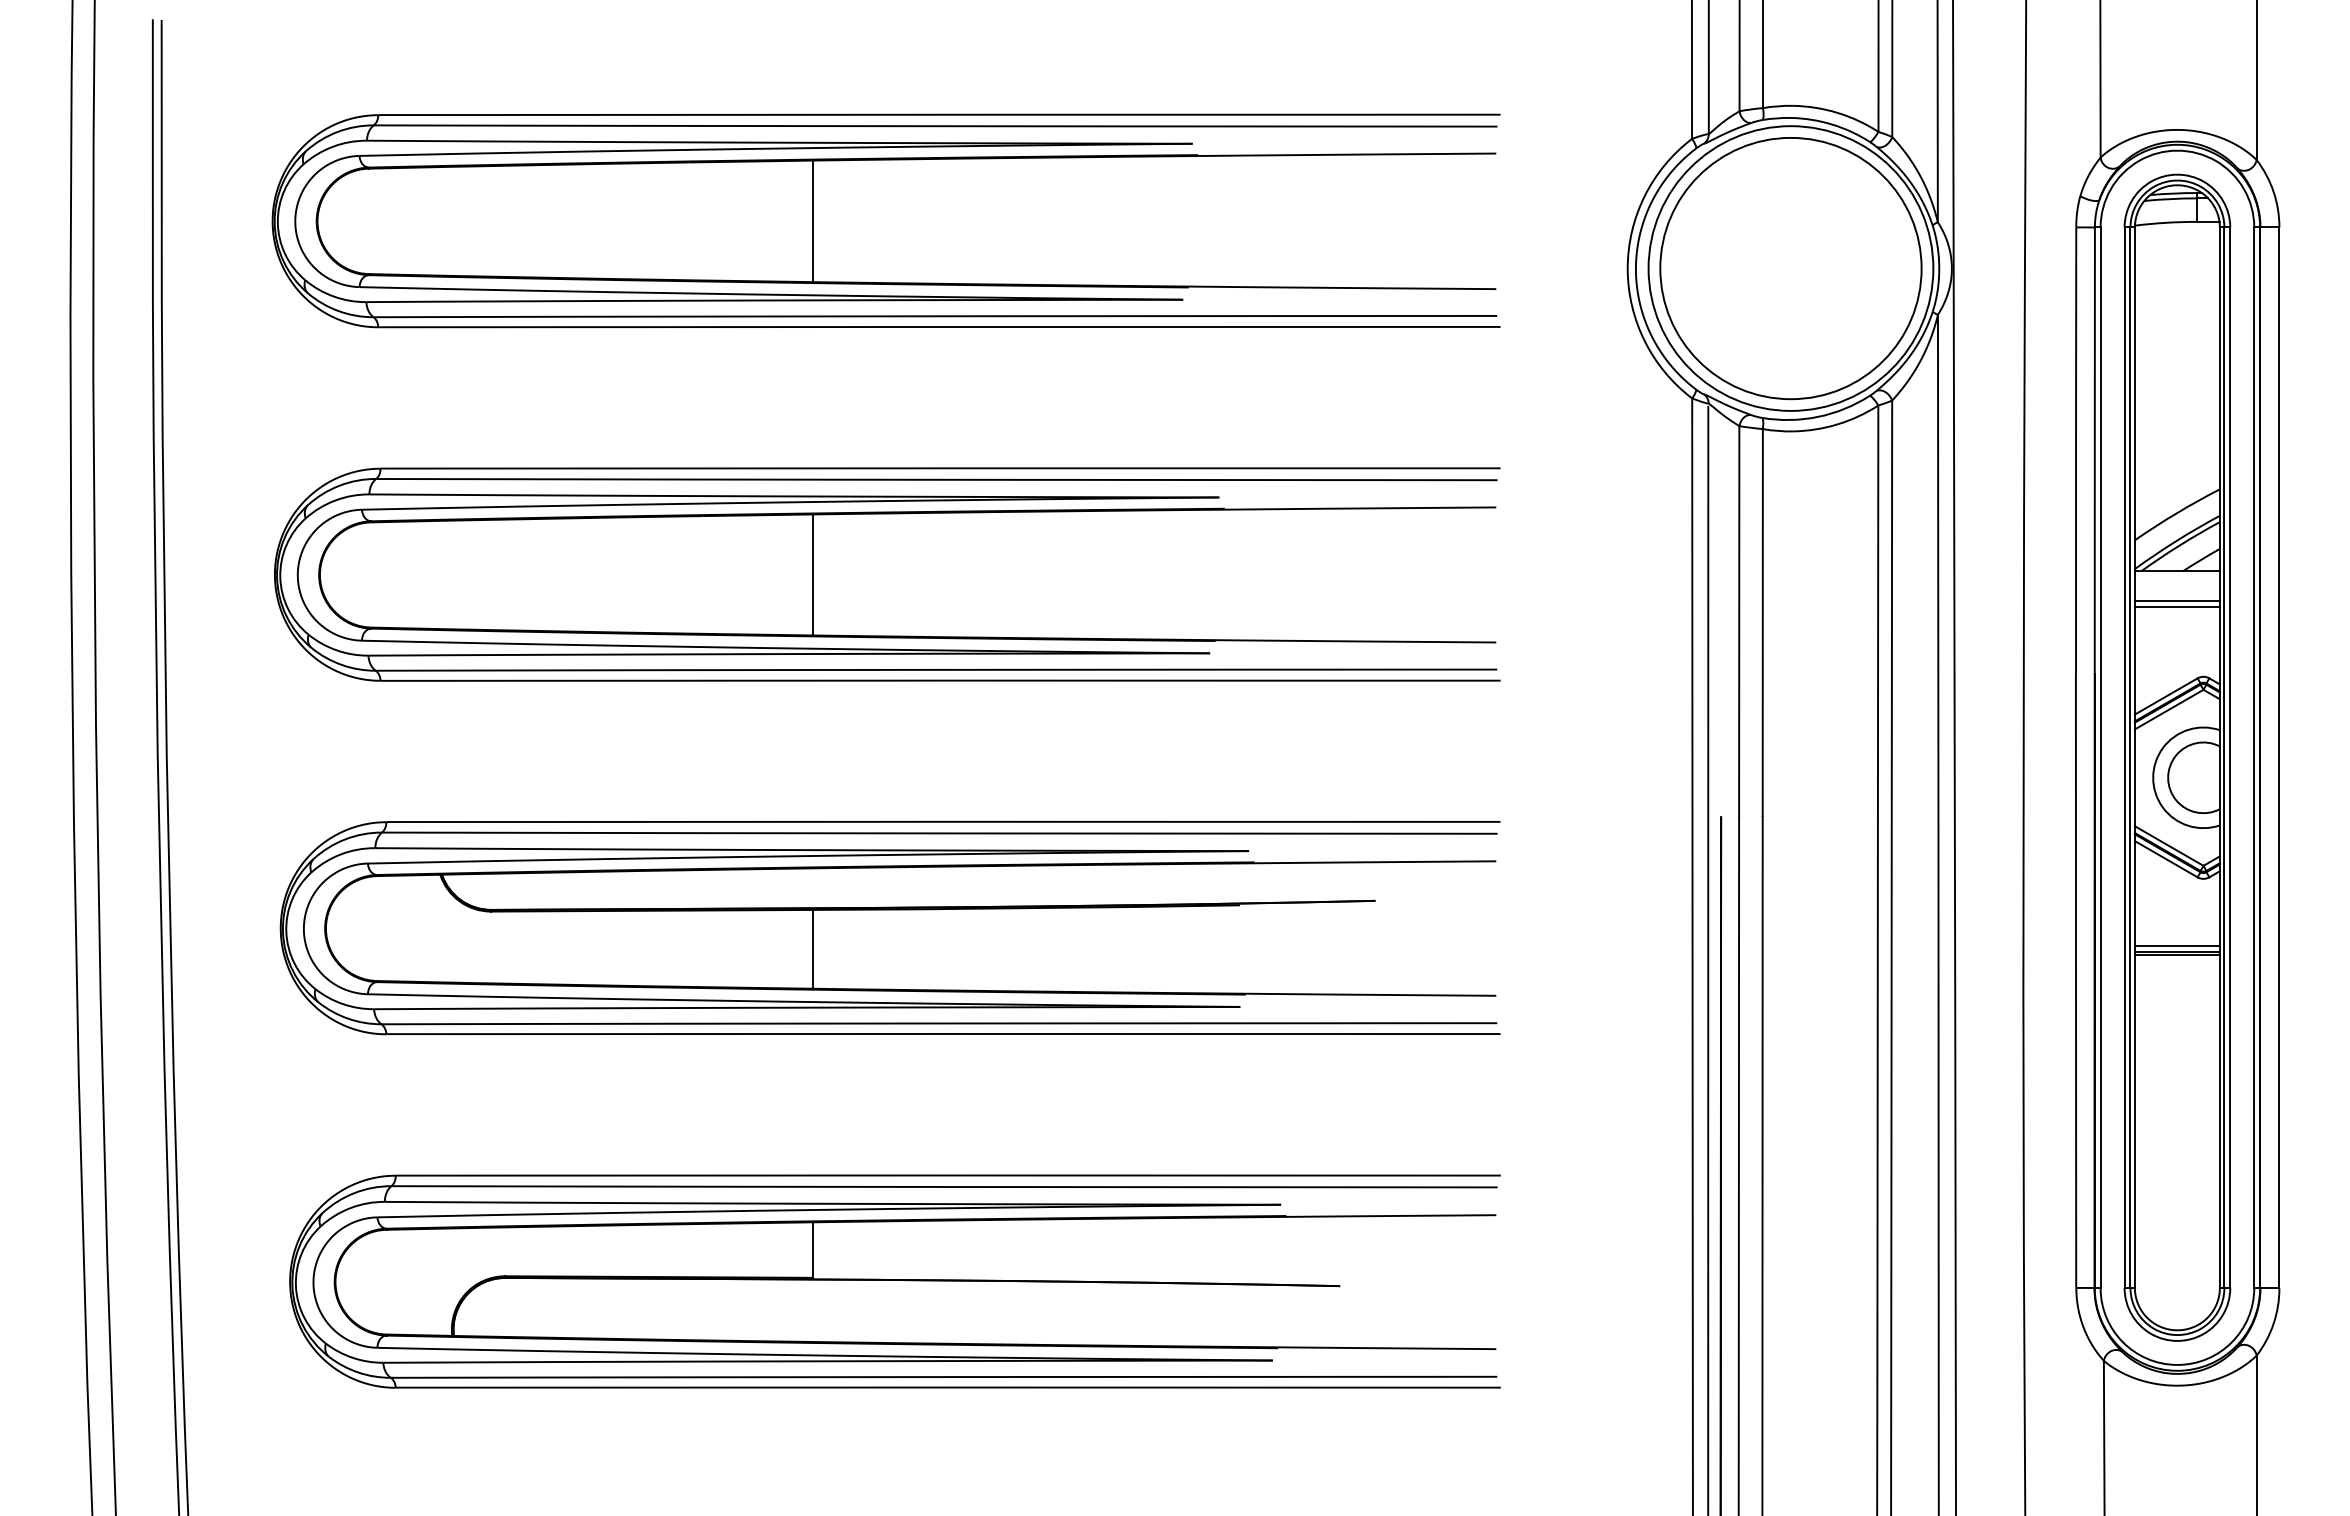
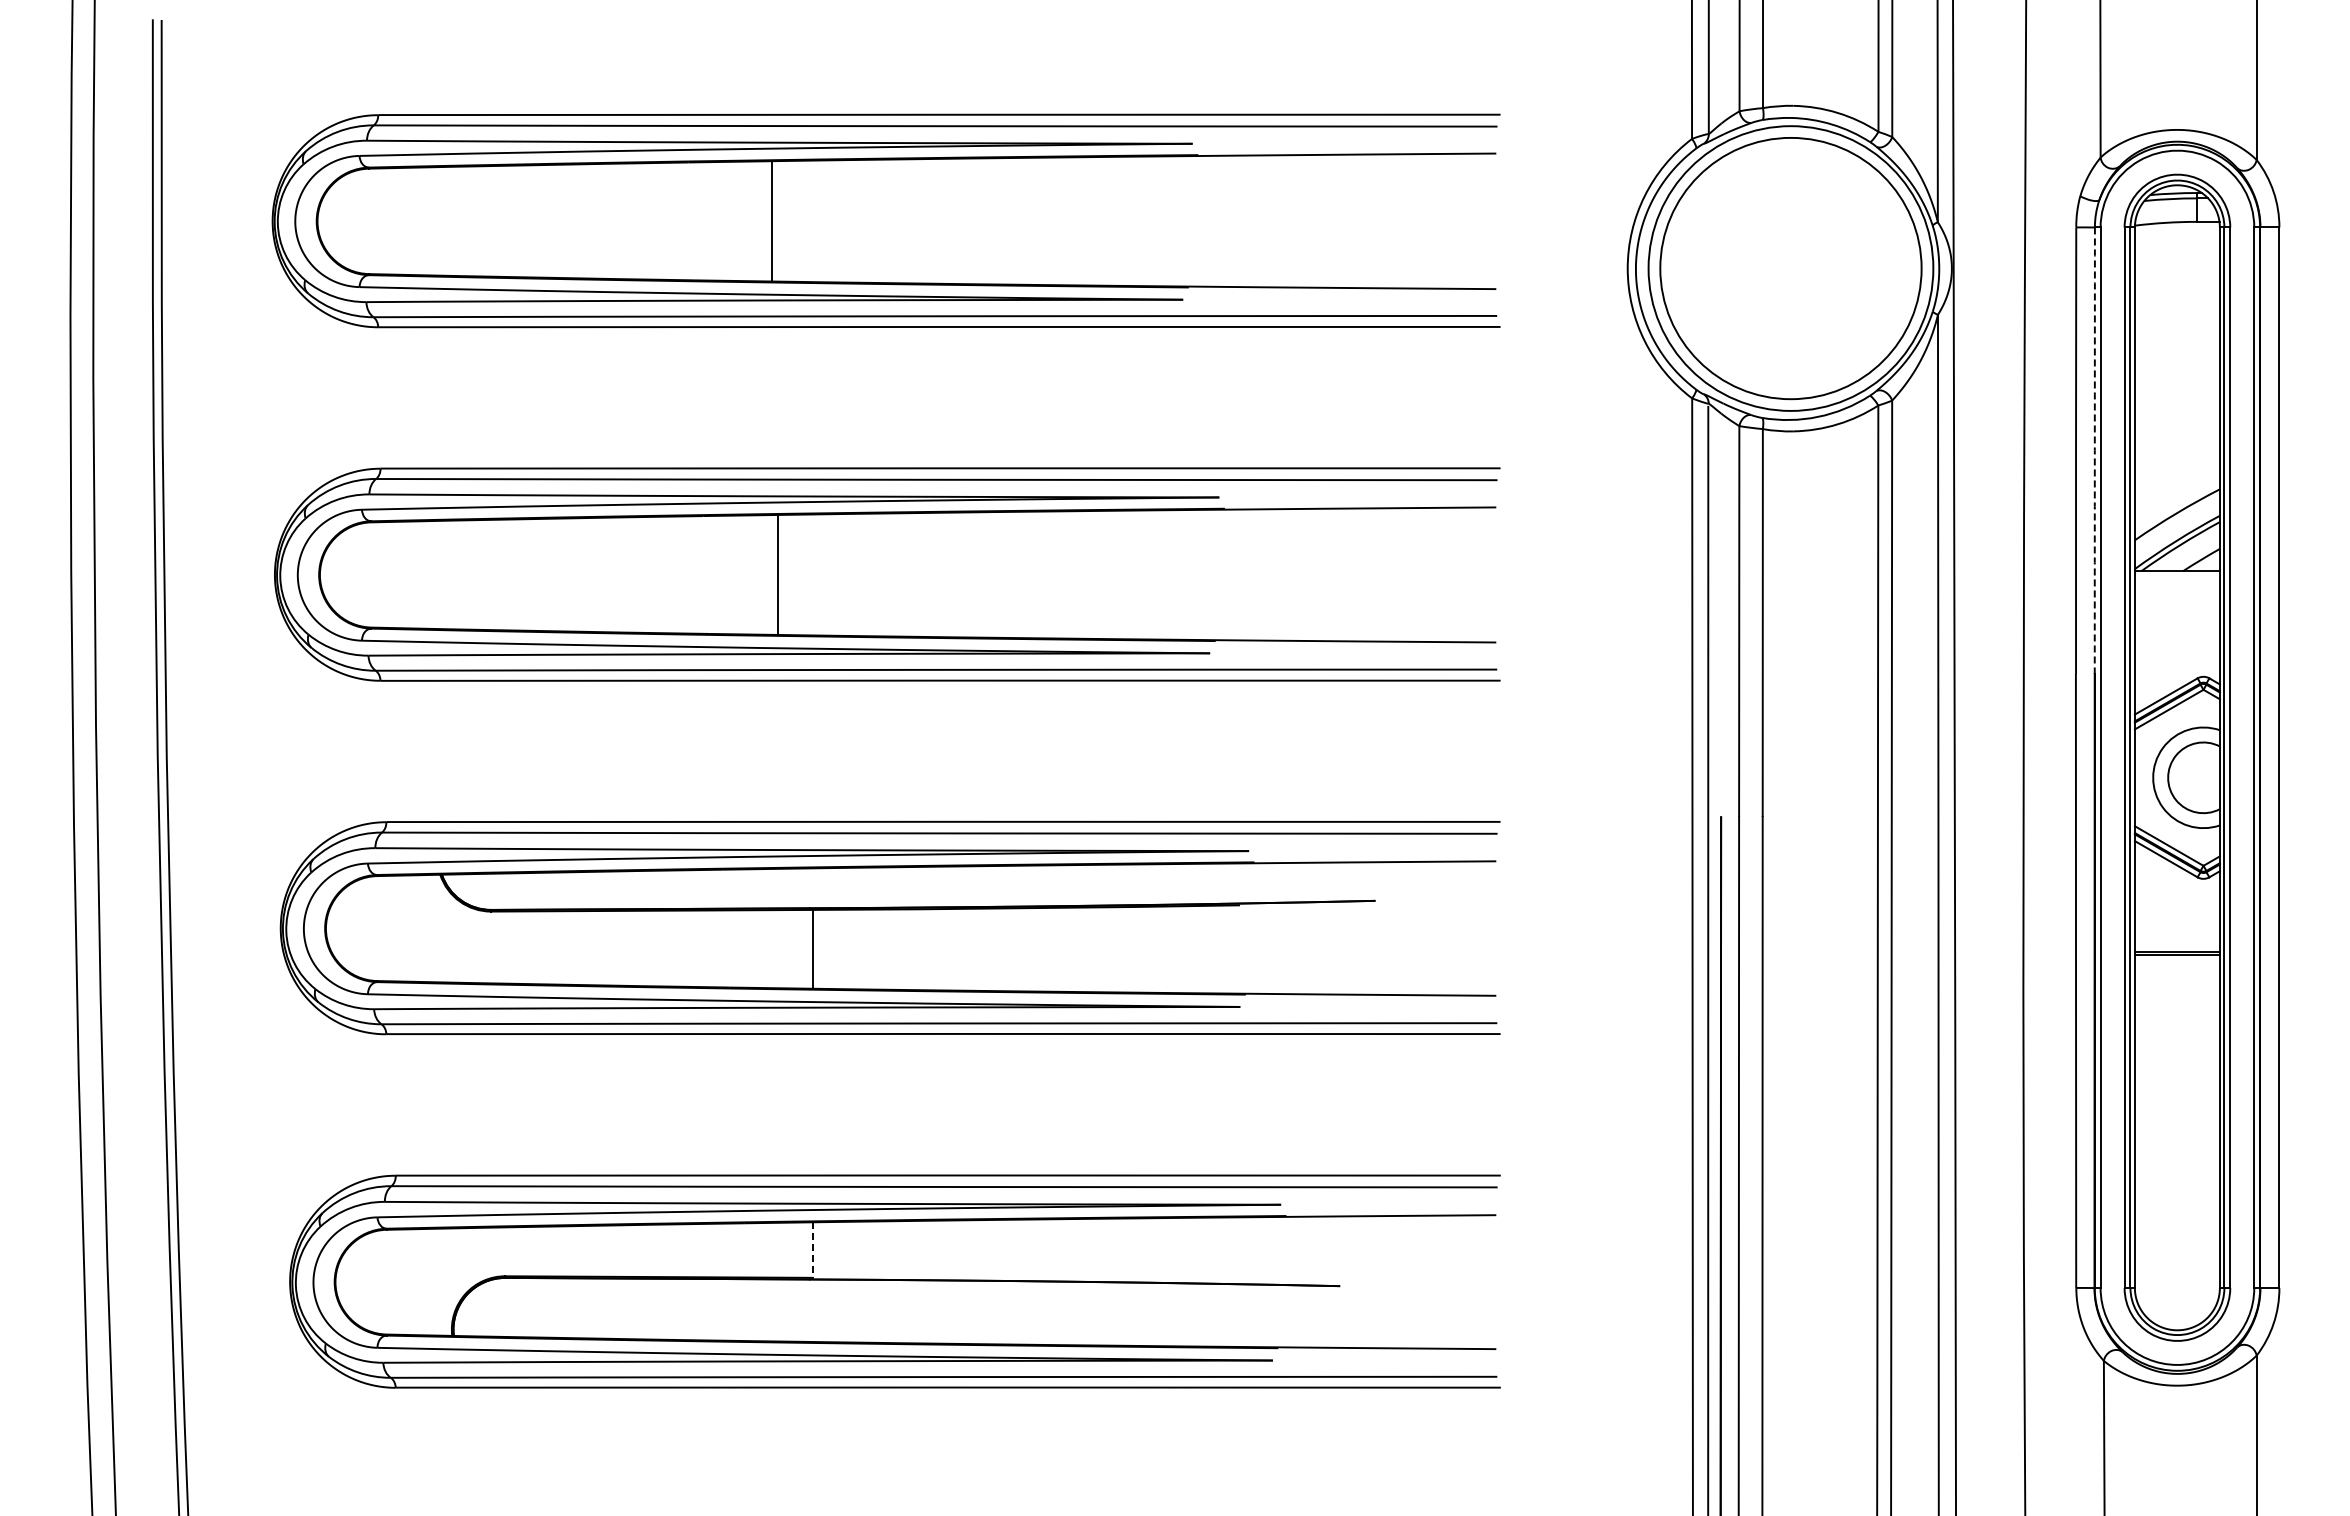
line position: (812, 221) -> (771, 221) (771, 221)
arc: solid -> dashed (2094, 450)
line position: (812, 574) -> (777, 574) (777, 574)
line: present -> none (2176, 600)
line: present -> none (2176, 606)
line: present -> none (2176, 946)
line: solid -> dashed (812, 1250)
